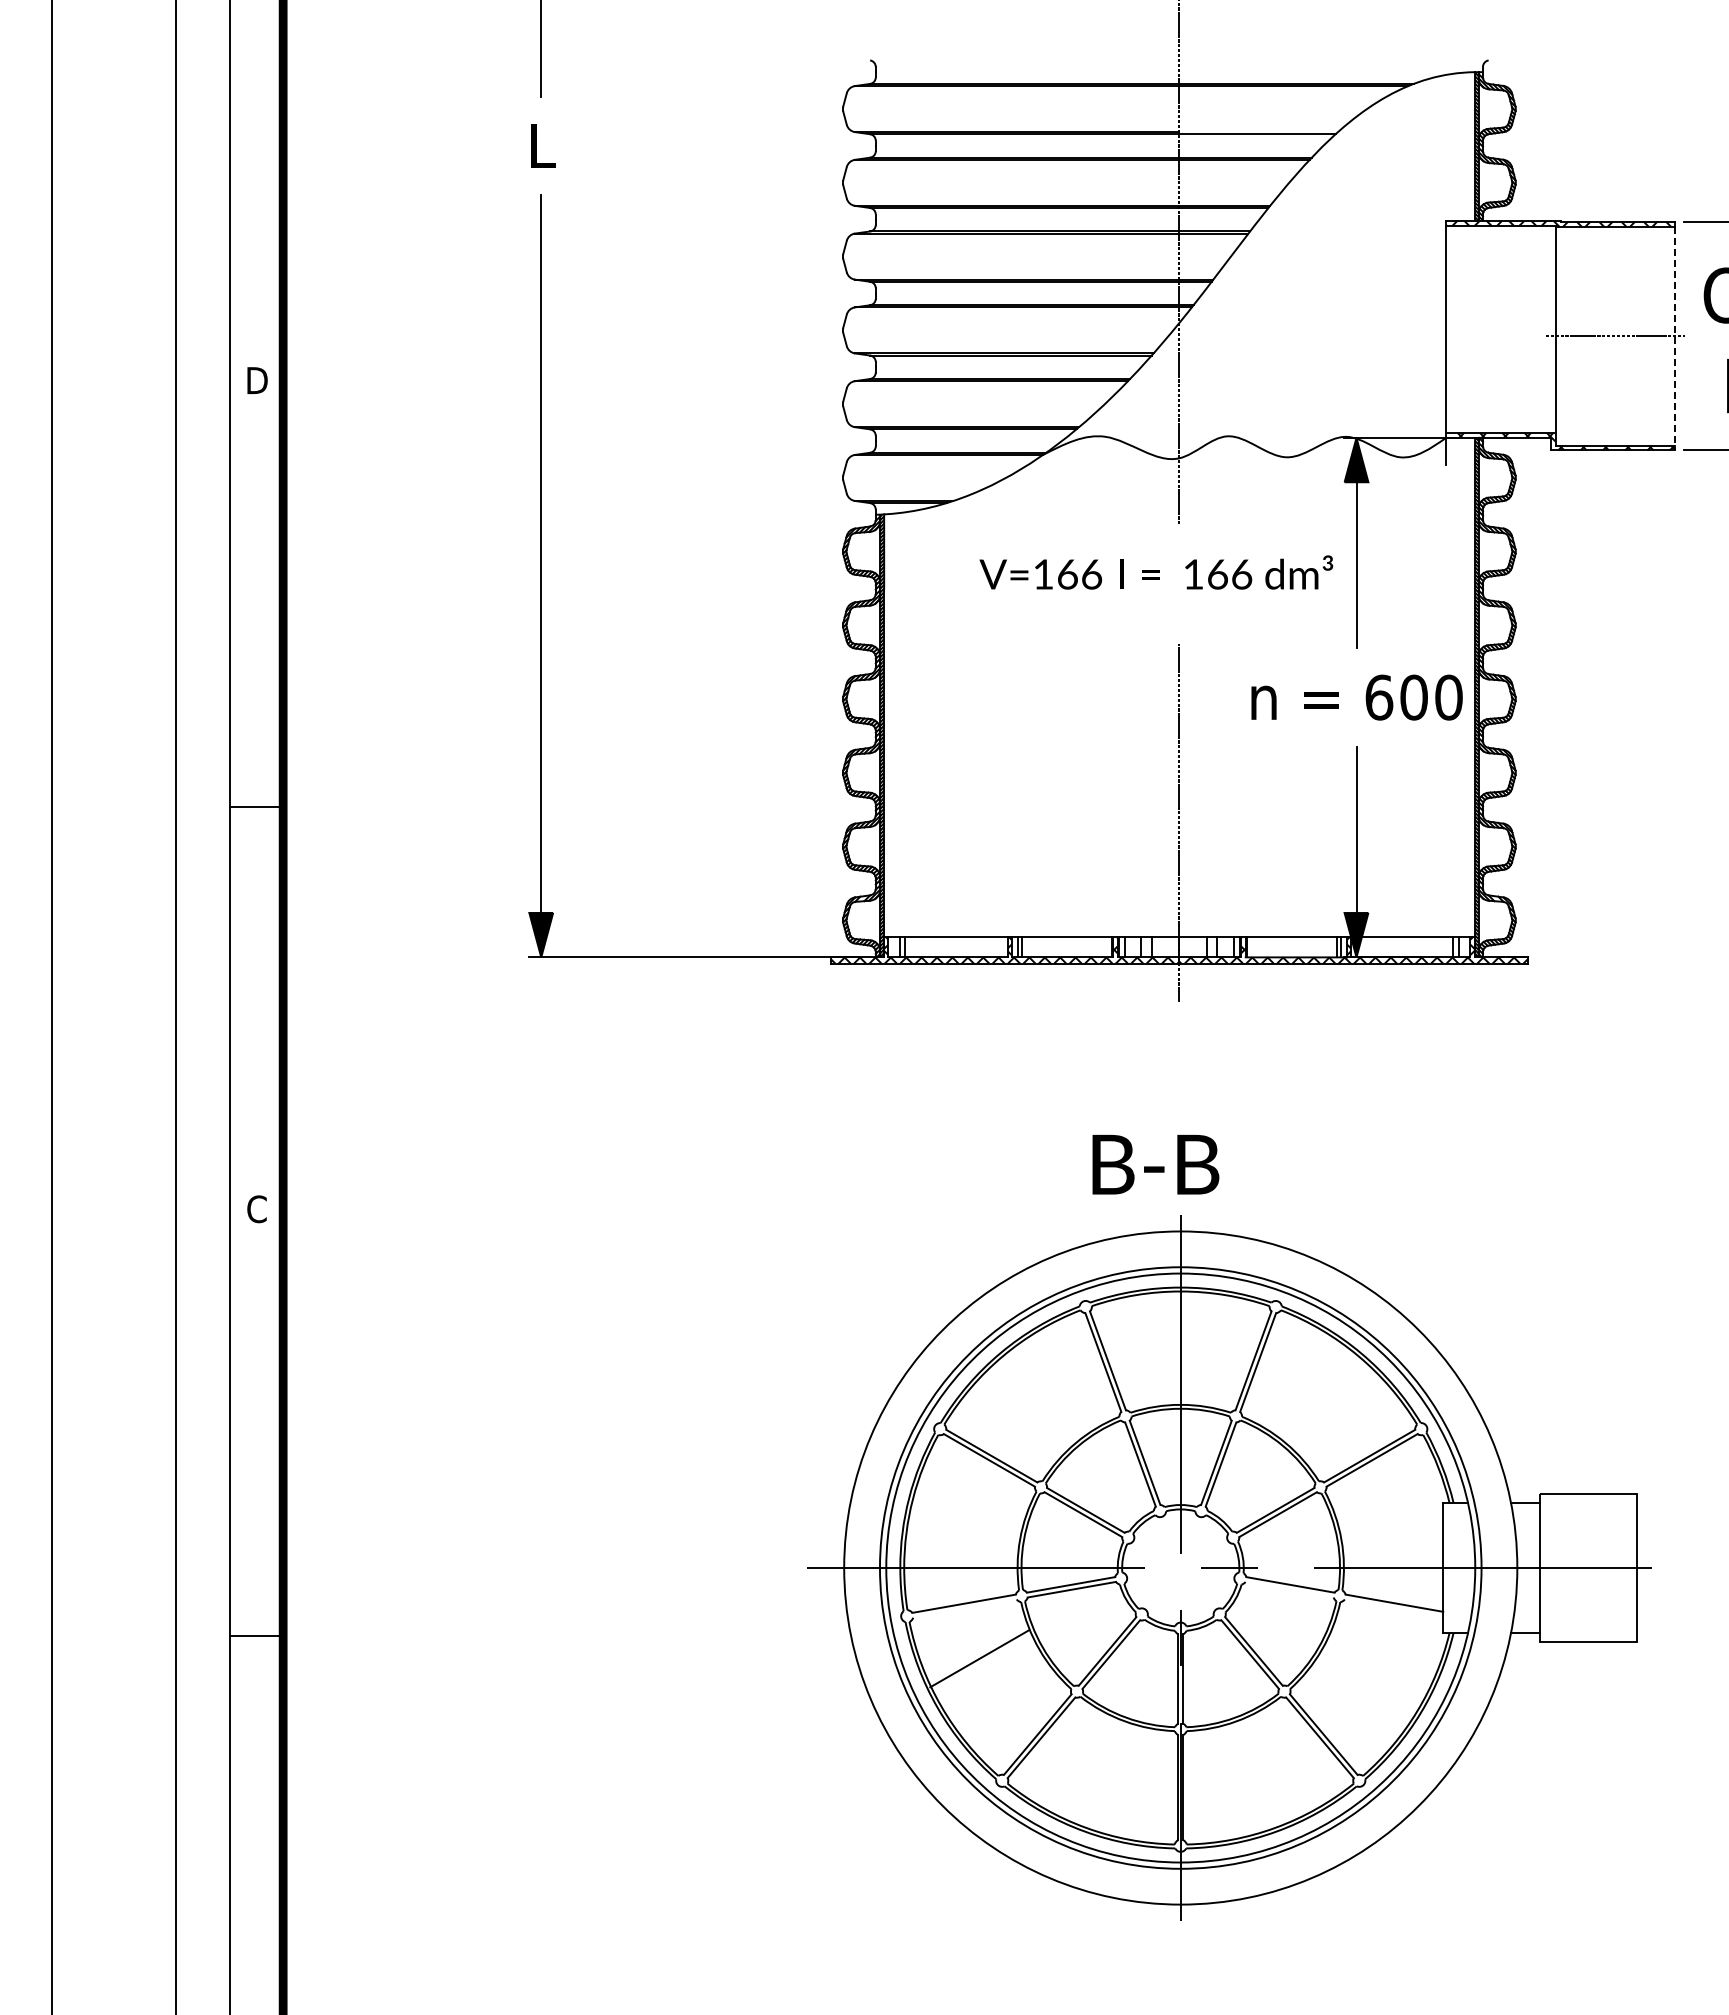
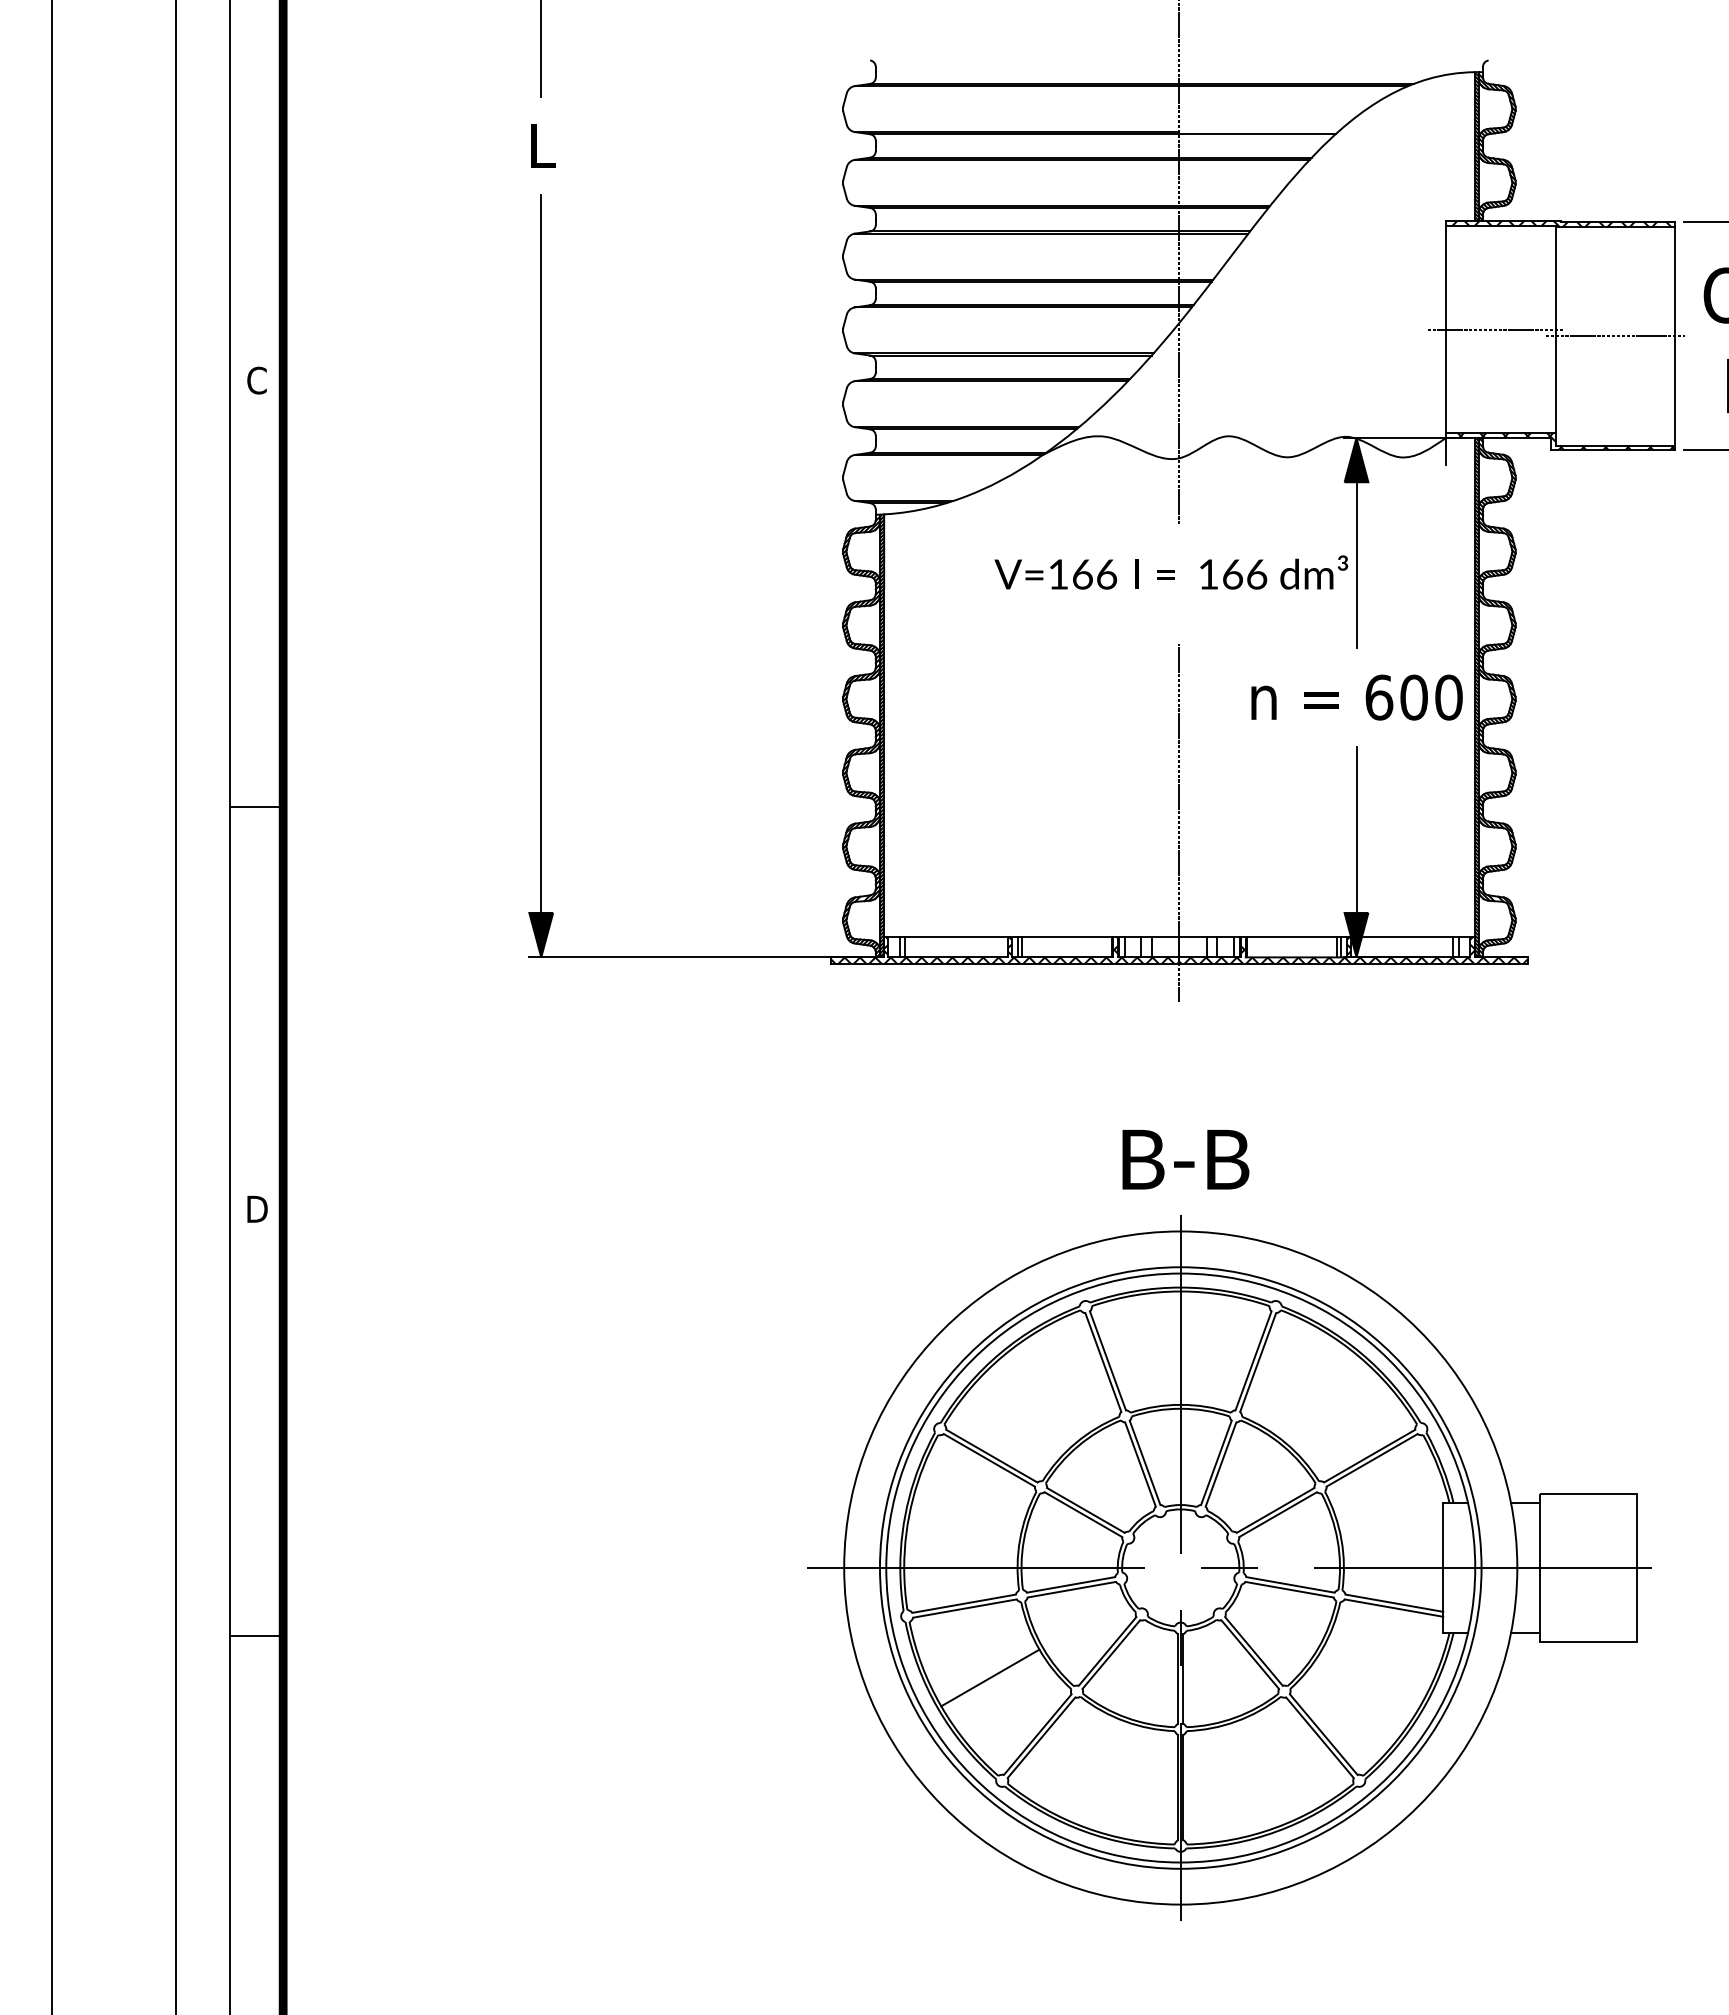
line: none -> present (1495, 329)
line: dashed -> solid (1674, 338)
text: D -> C (257, 380)
text position: (1156, 572) -> (1171, 572) (1171, 572)
text position: (1155, 1164) -> (1185, 1159) (1185, 1159)
text: C -> D (257, 1209)
line: none -> present (1289, 1589)
line: none -> present (1393, 1607)
line: none -> present (964, 1608)
line position: (979, 1658) -> (990, 1677) (990, 1677)
